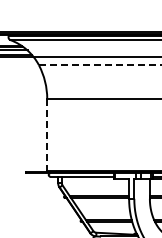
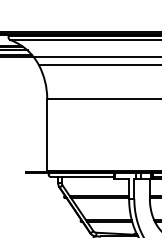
line: dashed -> solid (100, 65)
line: dashed -> solid (47, 135)
